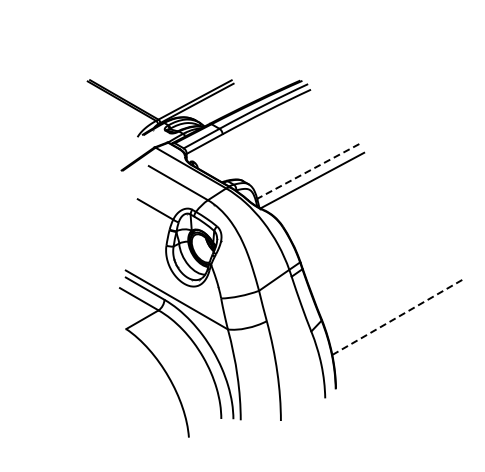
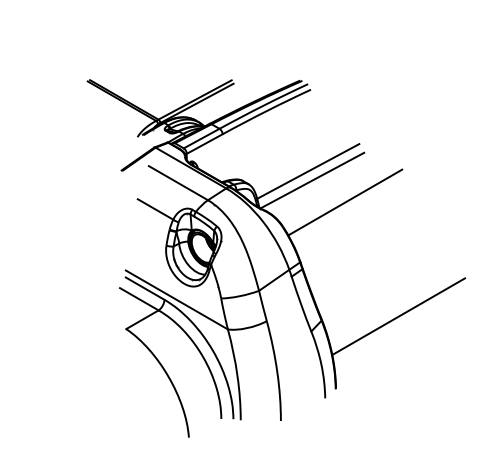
line: dashed -> solid (308, 171)
line: none -> present (345, 202)
line: dashed -> solid (398, 316)
